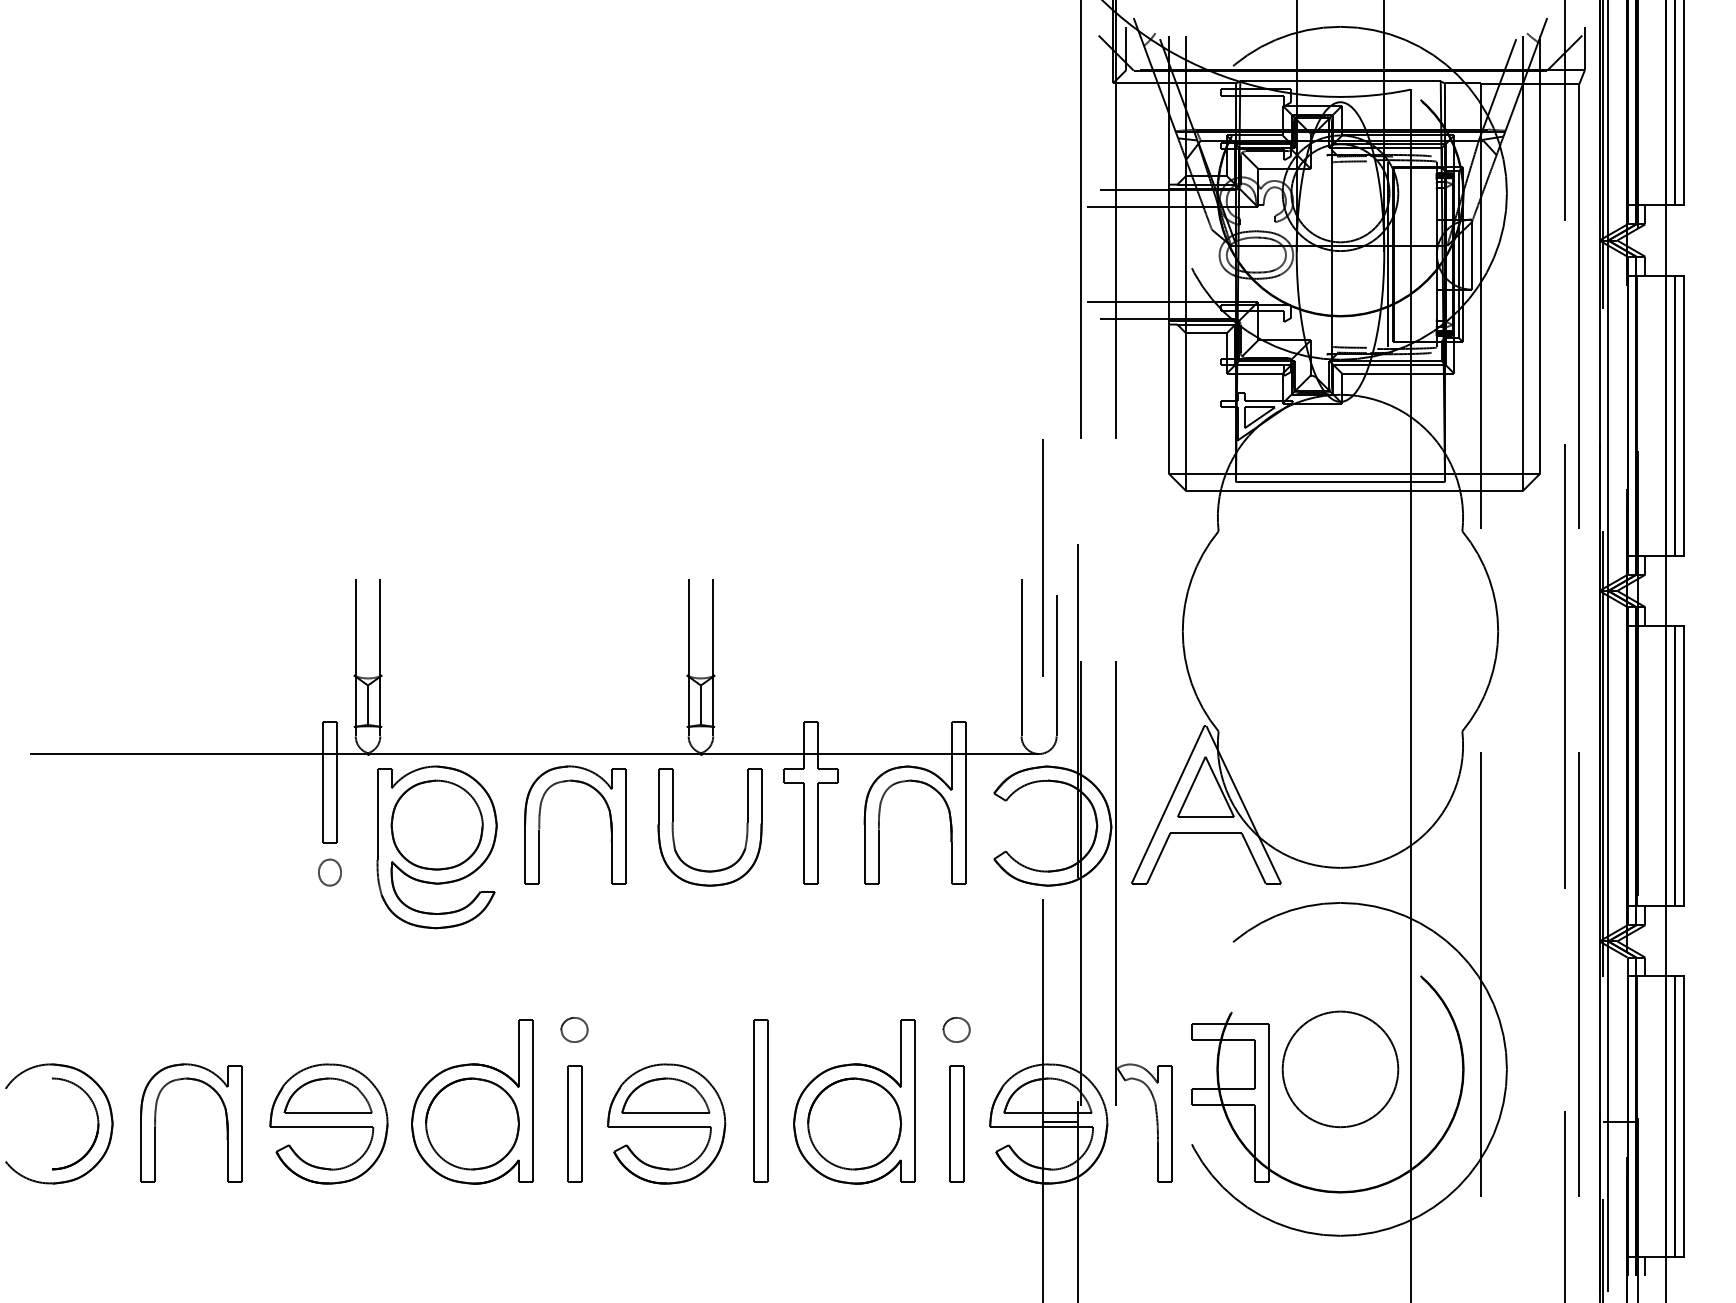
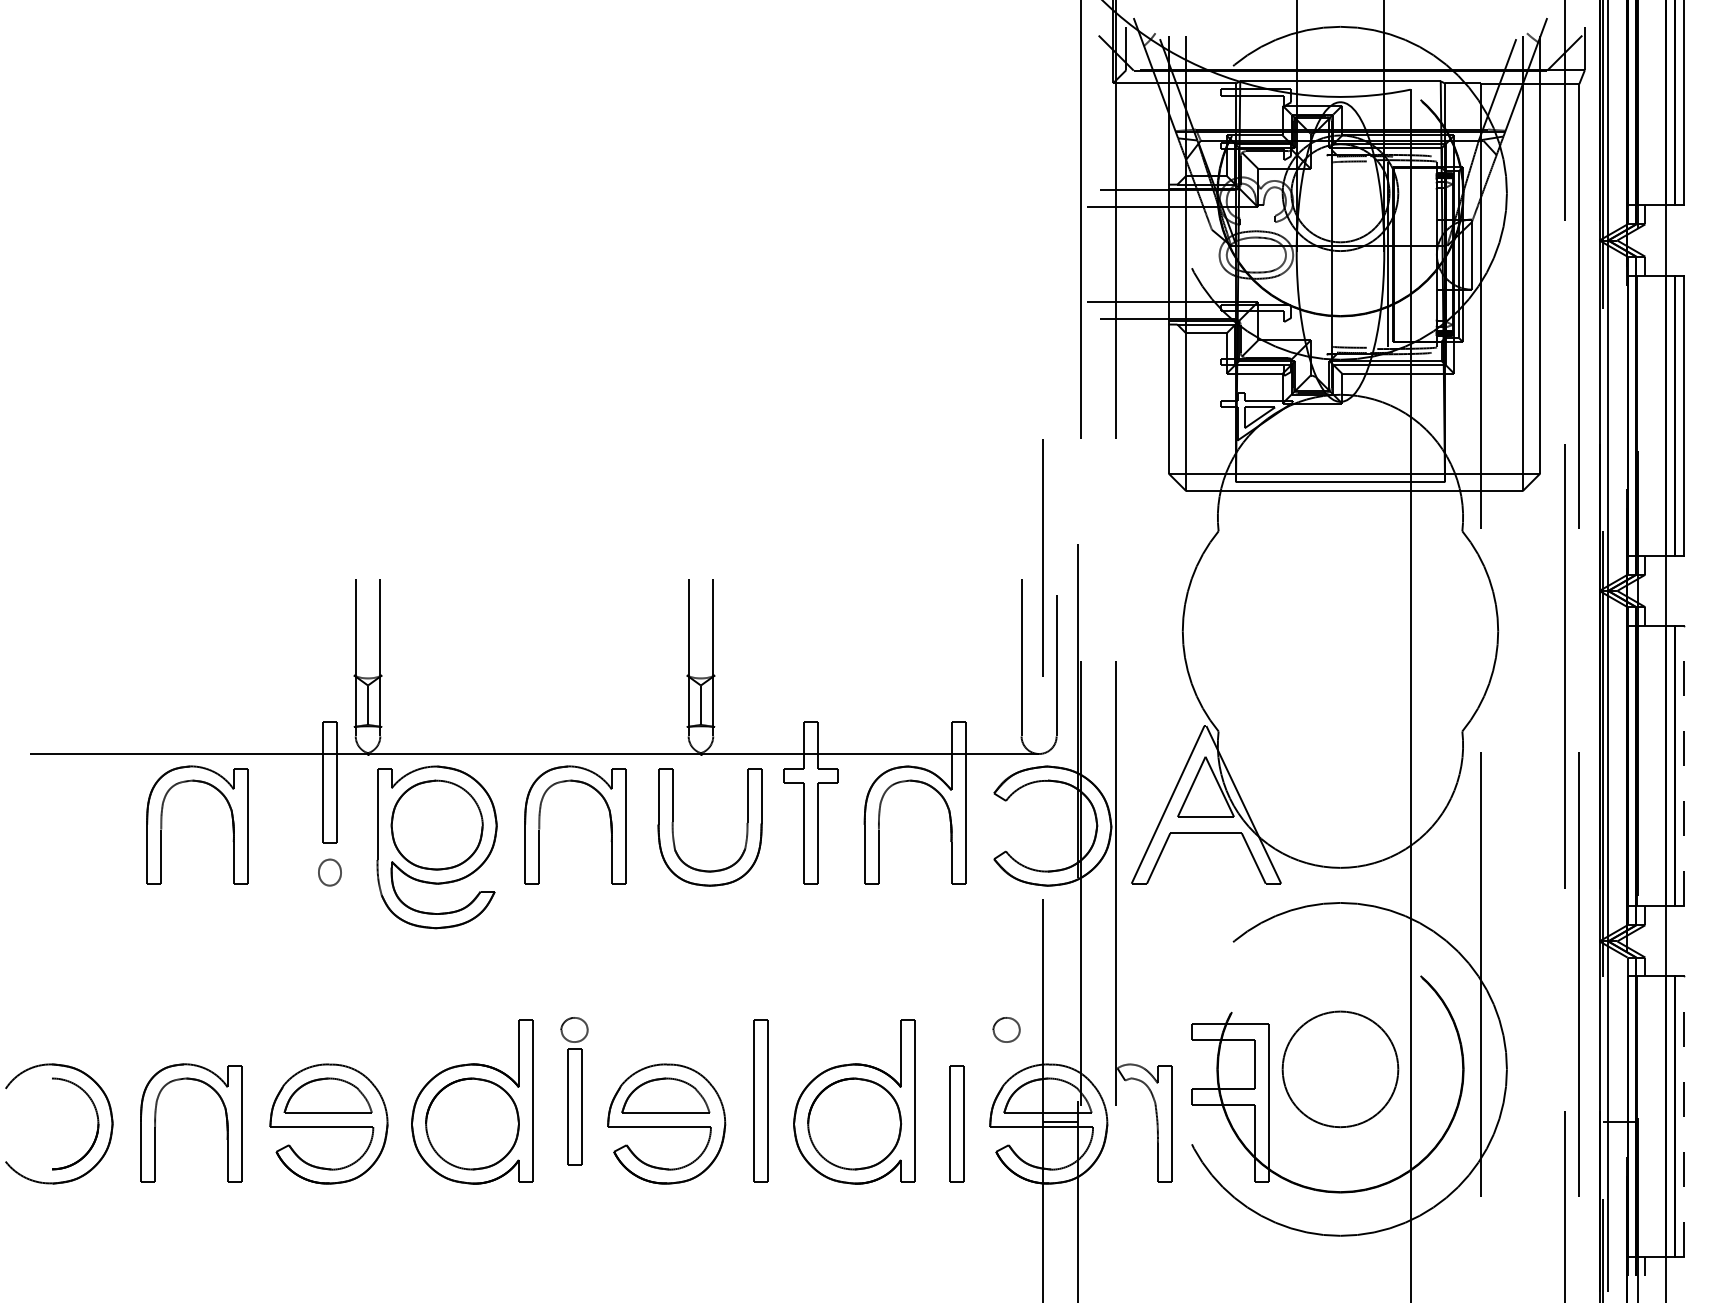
line: solid -> dashed (1683, 765)
part: none -> present (231, 818)
part position: (956, 1029) -> (1006, 1029) (1006, 1029)
line: solid -> dashed (1683, 1116)
part position: (574, 1123) -> (574, 1106) (574, 1106)
